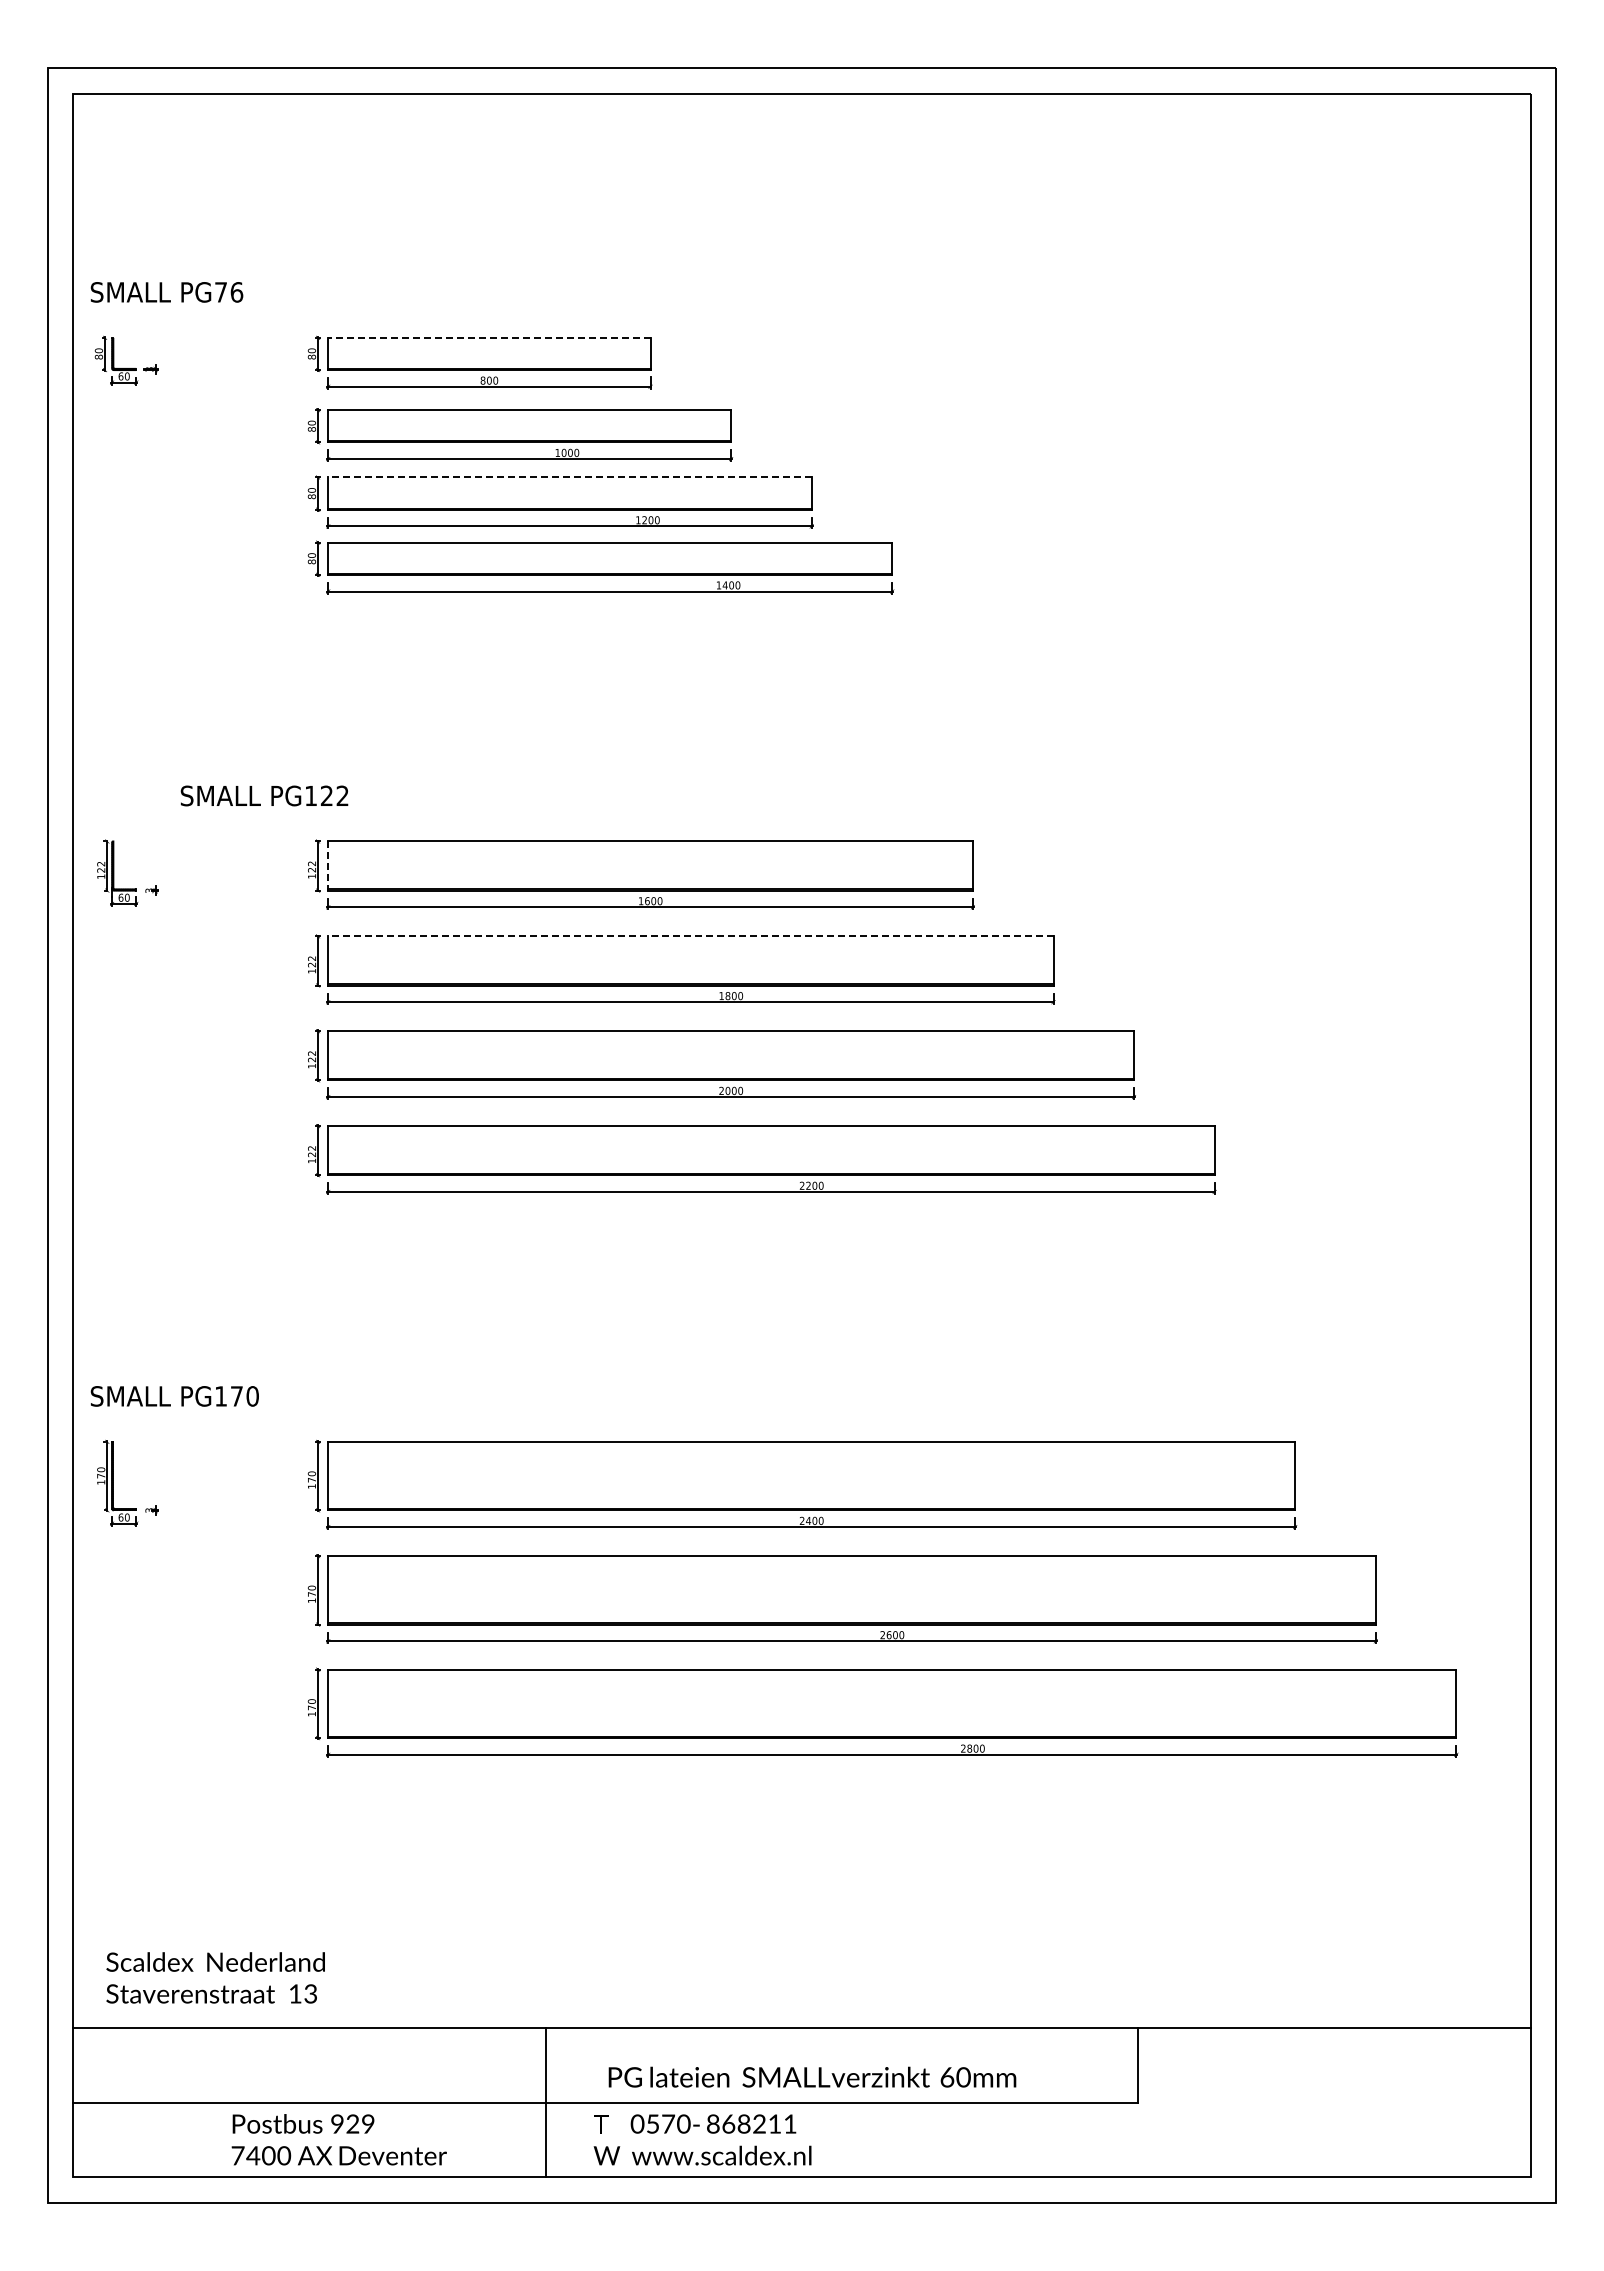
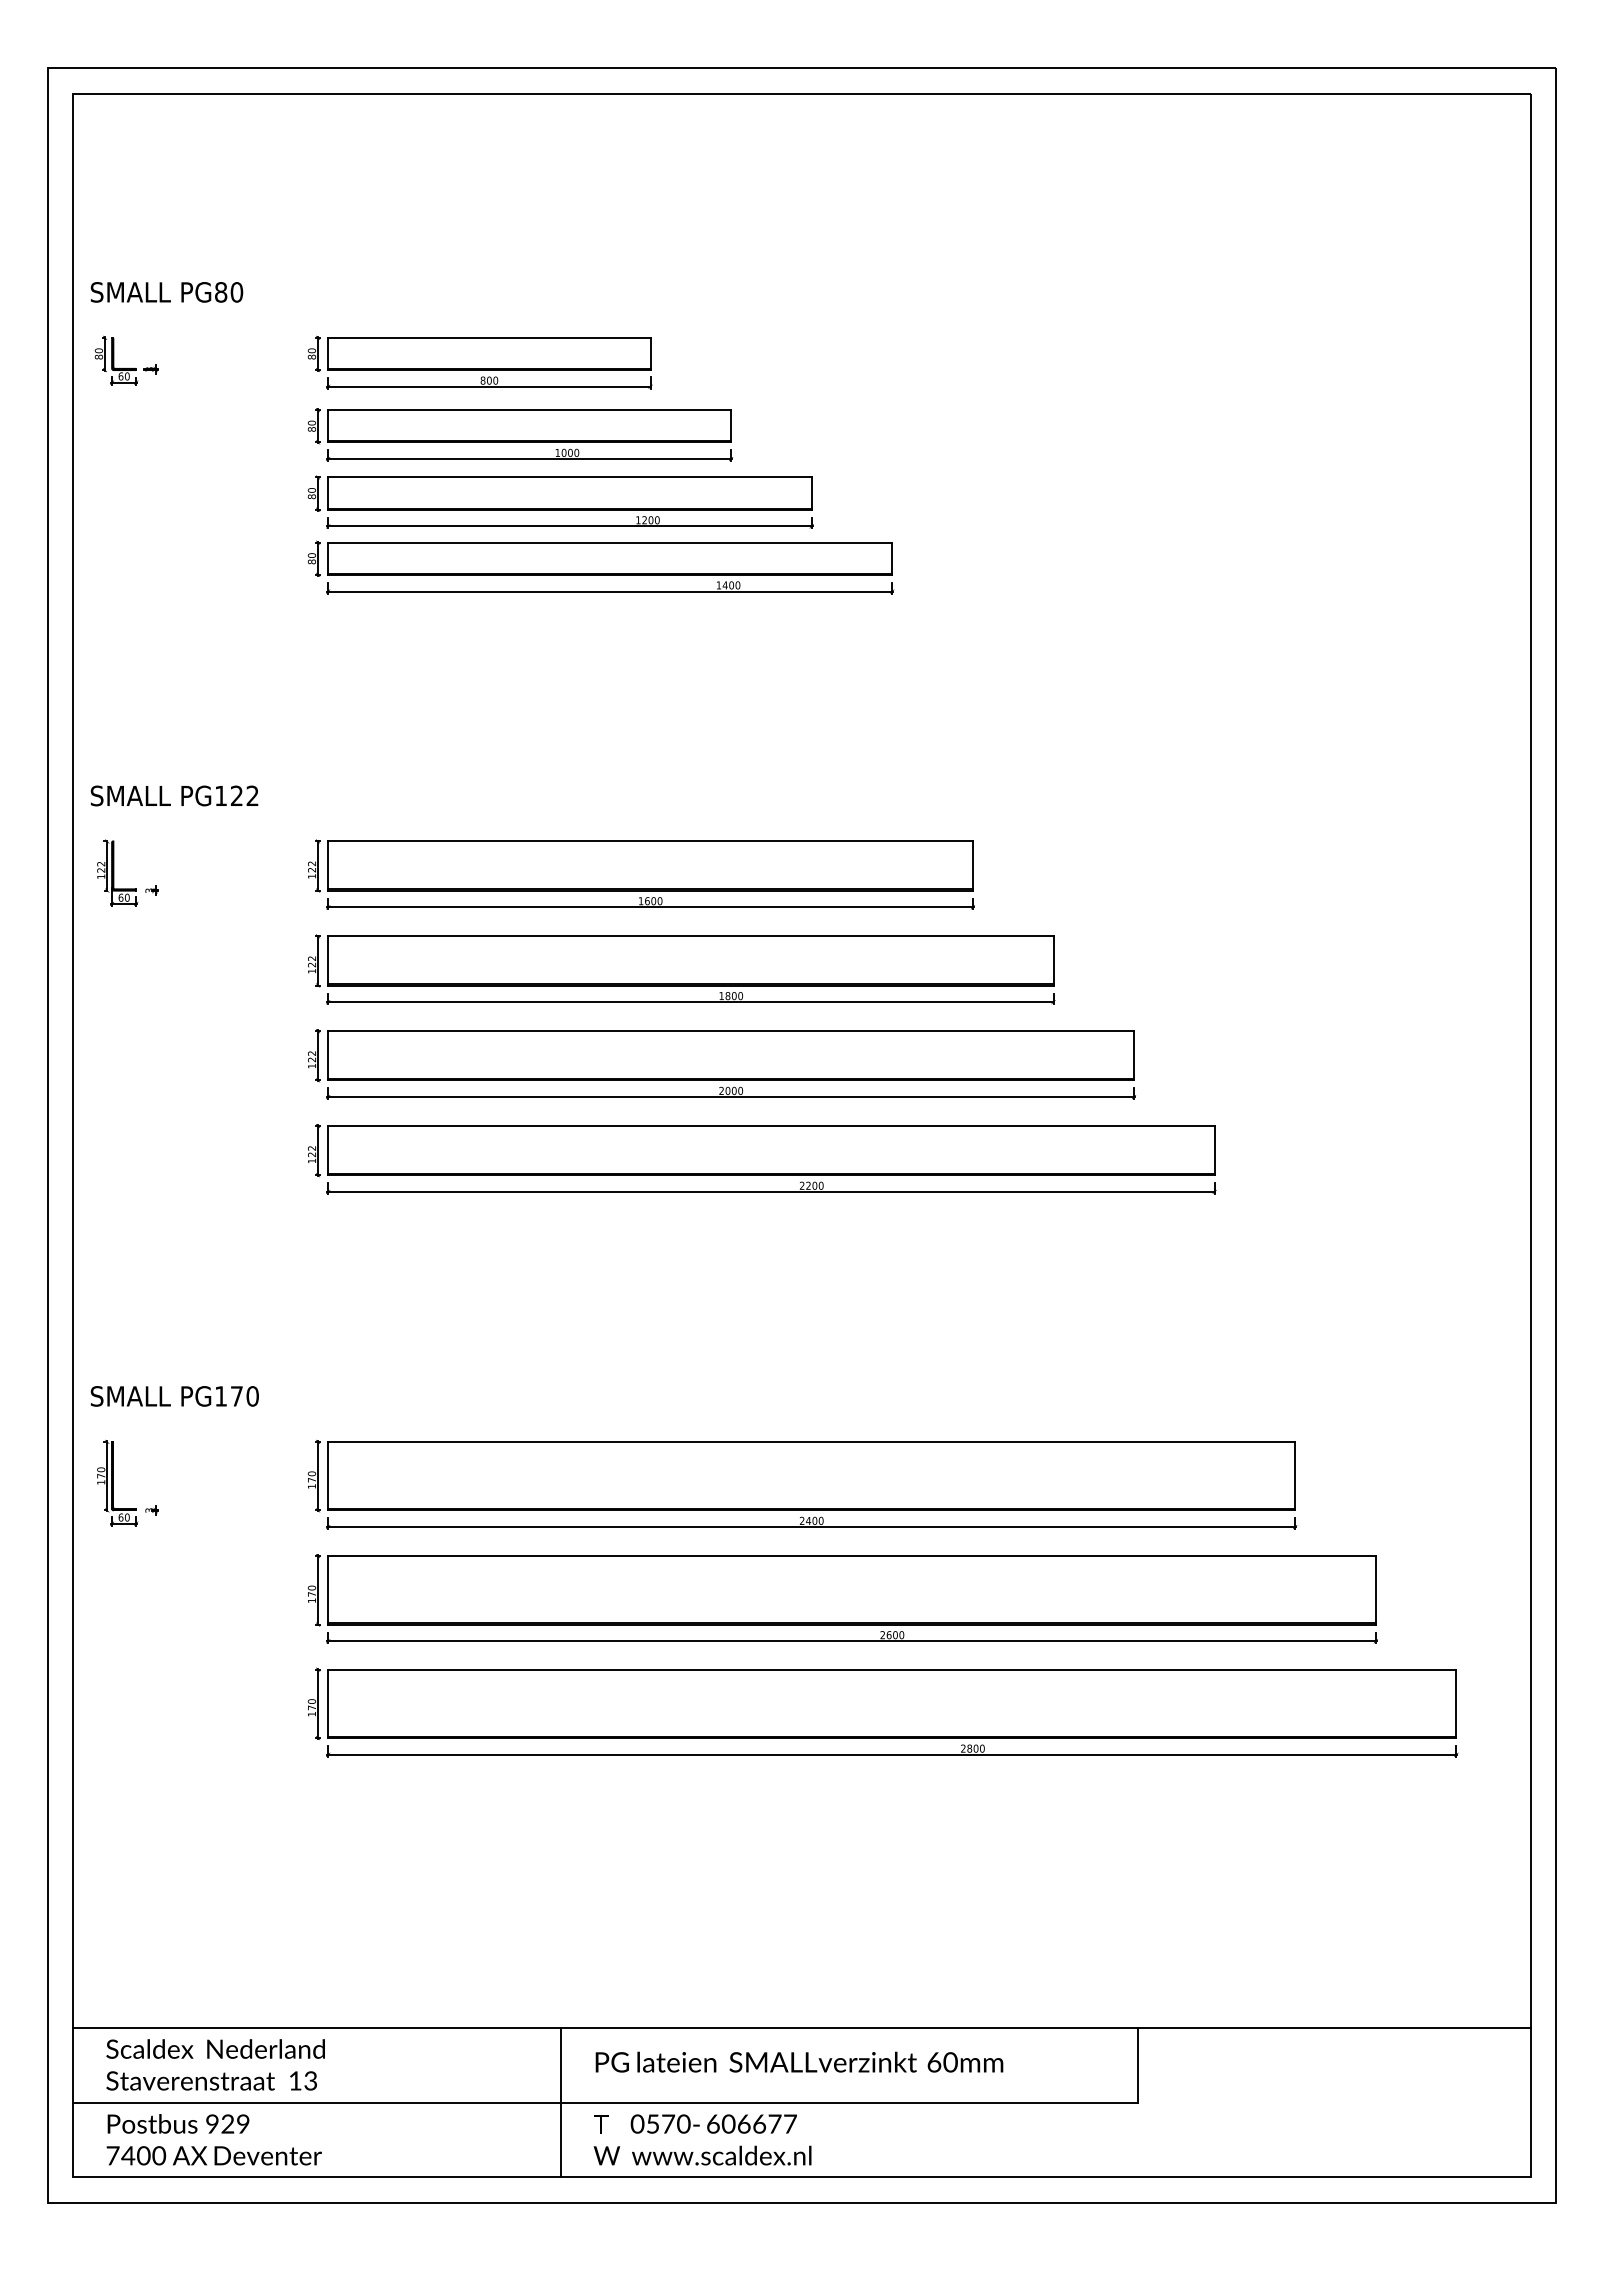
text: PG76 -> PG80 (229, 292)
line: dashed -> solid (488, 337)
line: dashed -> solid (570, 477)
text position: (264, 795) -> (174, 795) (174, 795)
line: dashed -> solid (328, 866)
line: dashed -> solid (690, 936)
text position: (215, 1977) -> (215, 2064) (215, 2064)
text position: (812, 2076) -> (799, 2061) (799, 2061)
line position: (546, 2102) -> (561, 2102) (561, 2102)
text: 868211 -> 606677 (751, 2123)
text position: (338, 2139) -> (213, 2139) (213, 2139)
